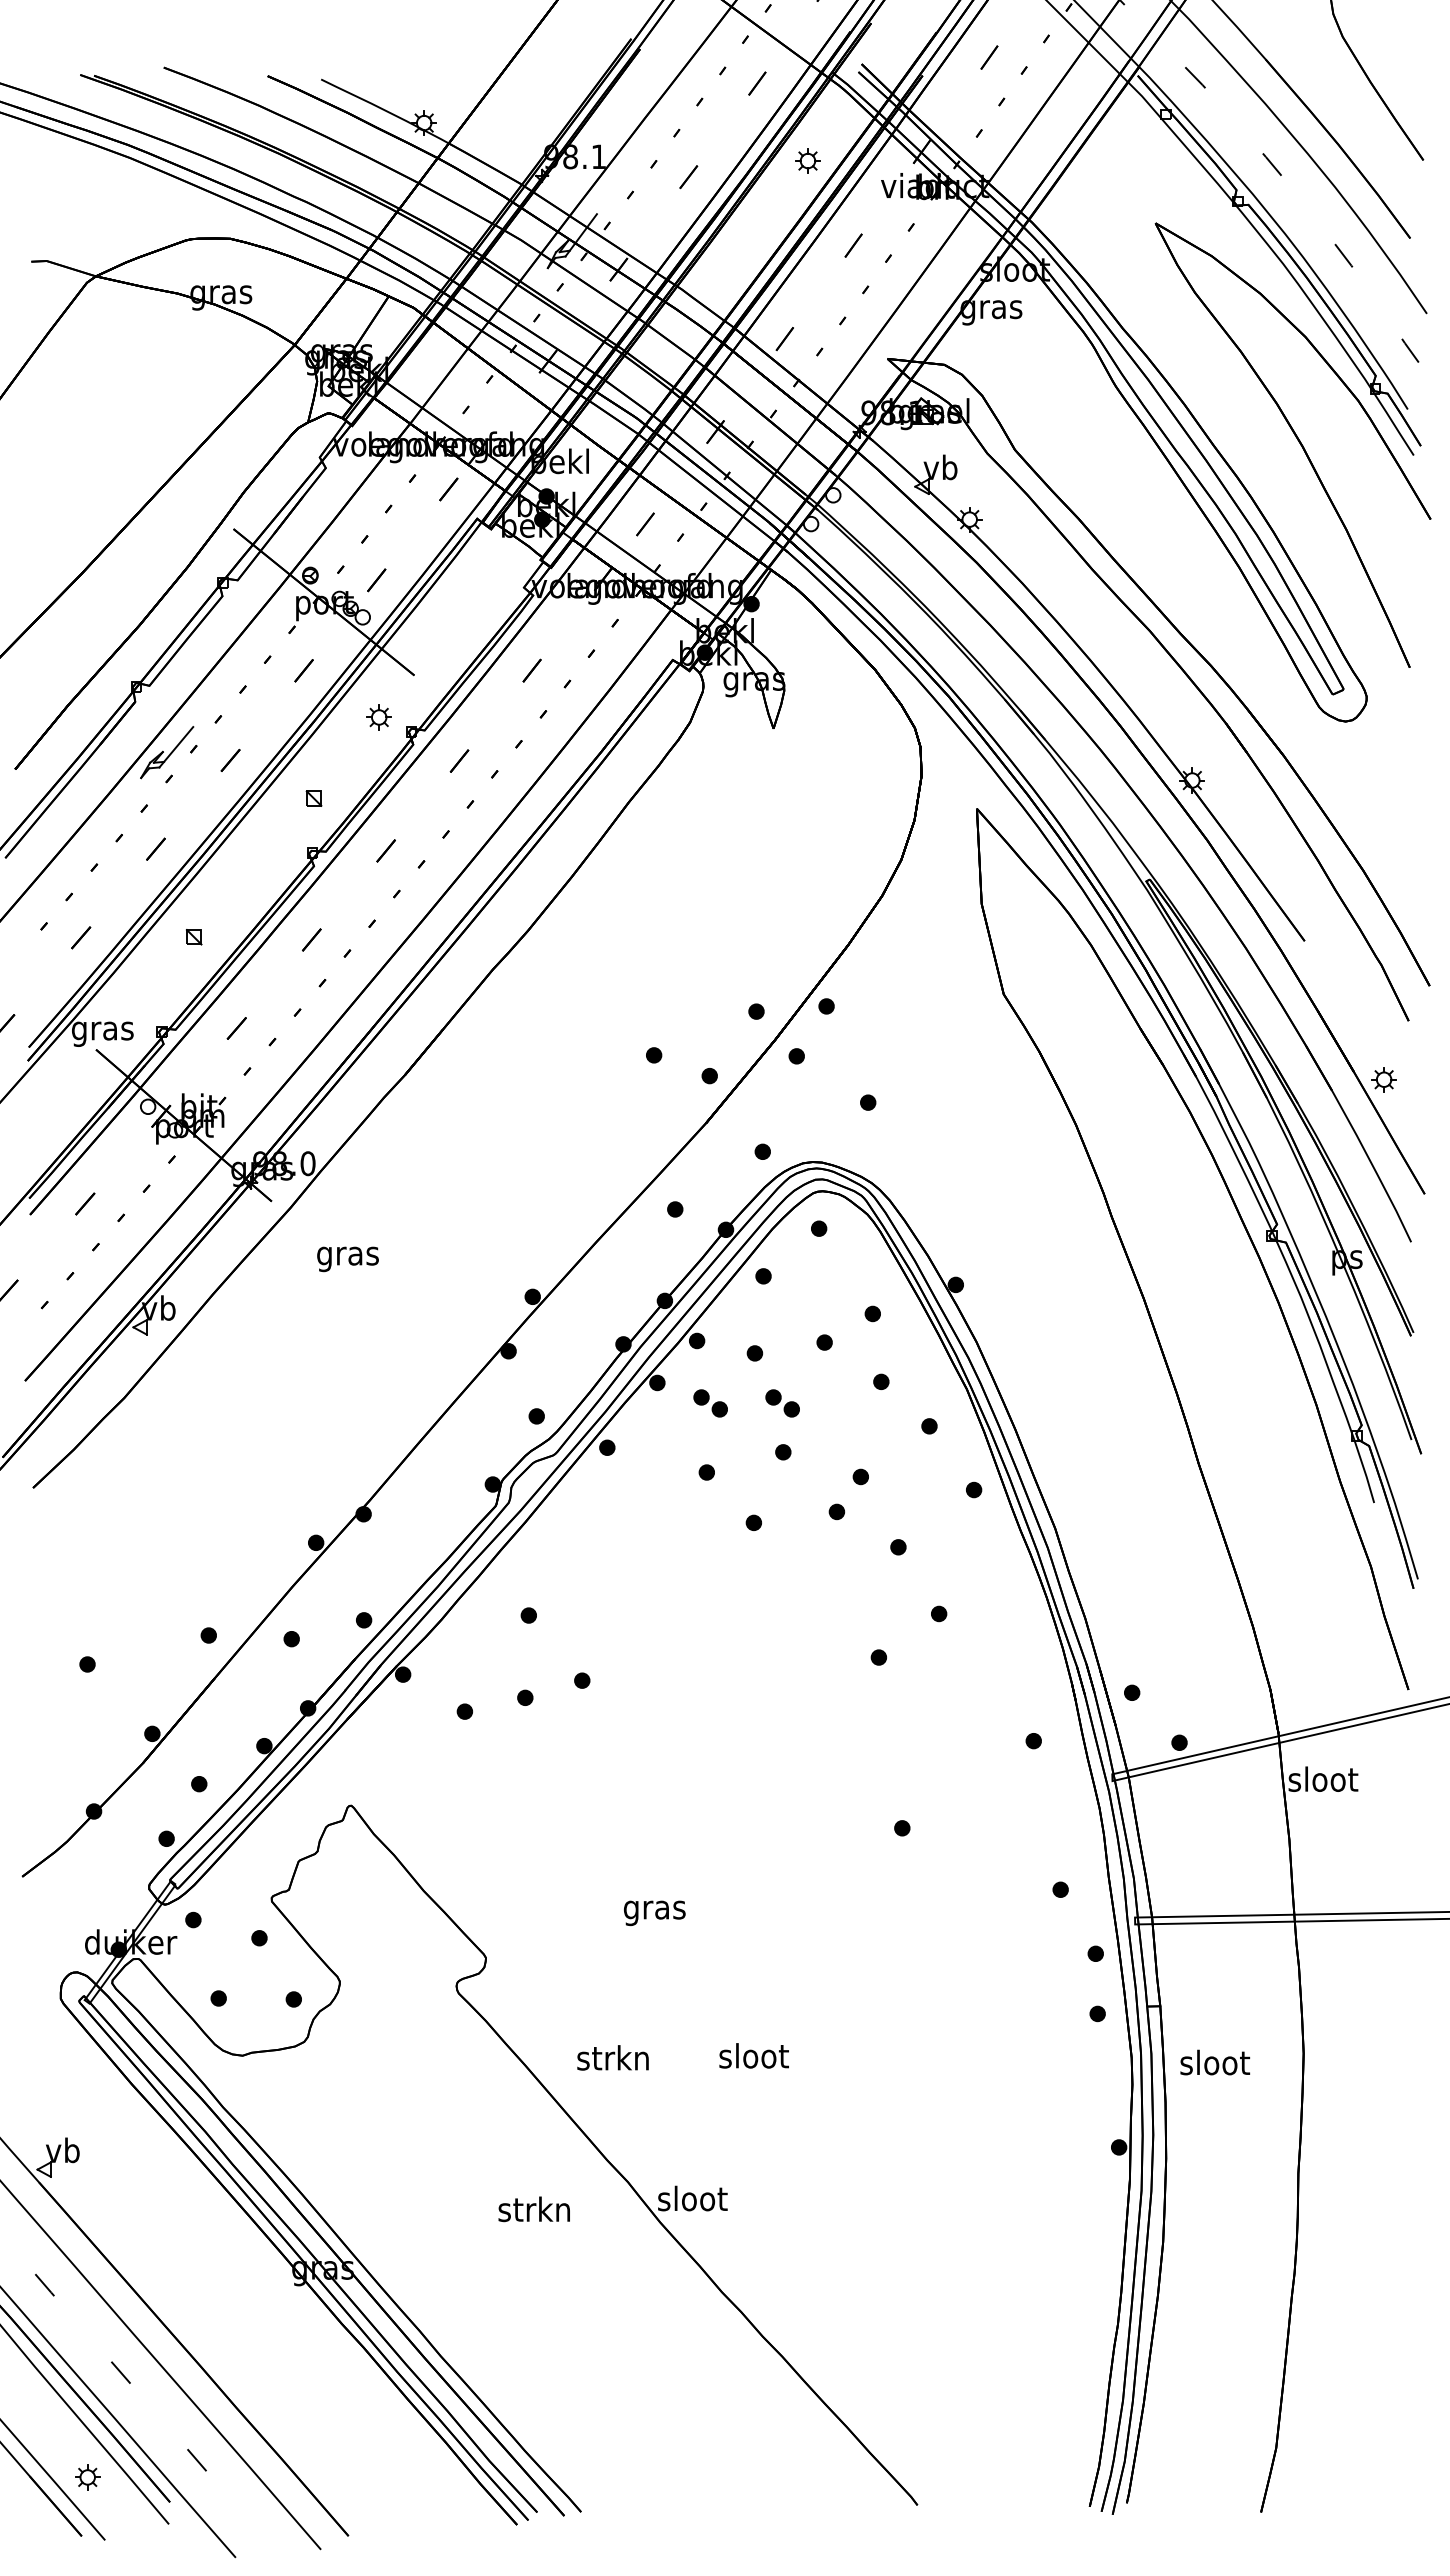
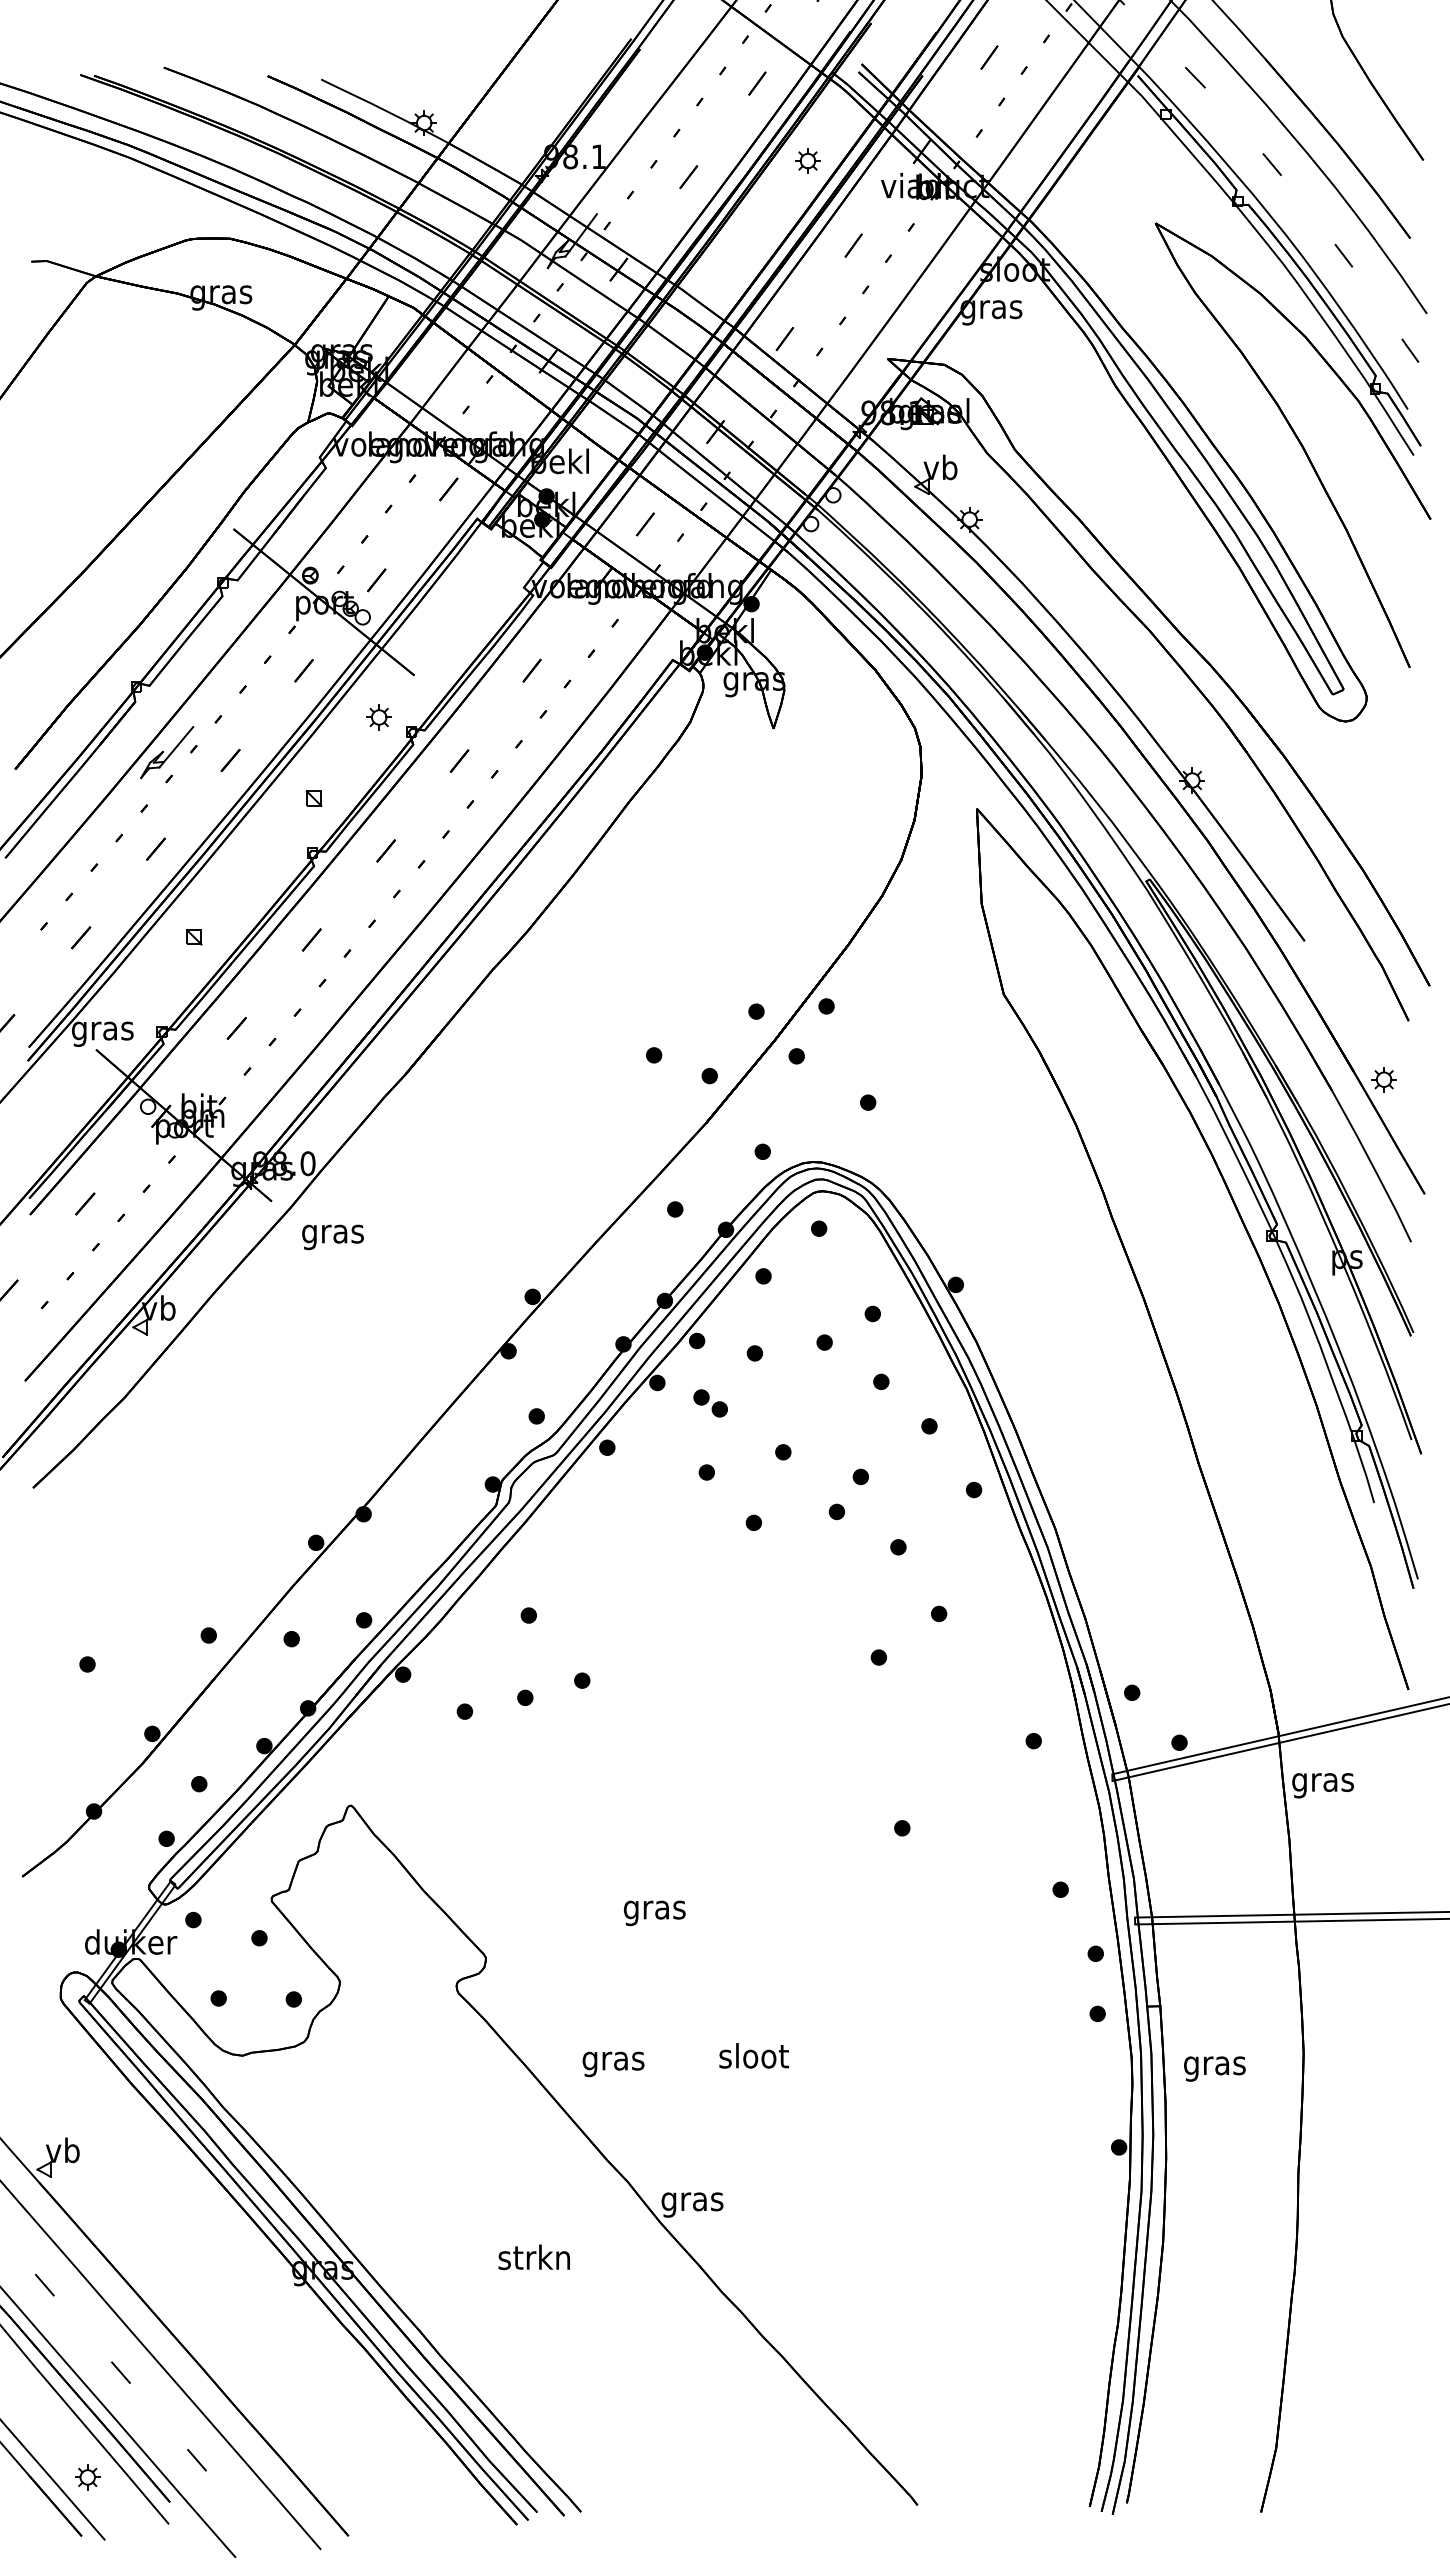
text position: (347, 1259) -> (332, 1237) (332, 1237)
part: present -> none (782, 1403)
text: sloot -> gras (1323, 1782)
text: strkn -> gras (612, 2061)
text: sloot -> gras (1215, 2065)
text: sloot -> gras (692, 2201)
text position: (533, 2209) -> (533, 2257) (533, 2257)
